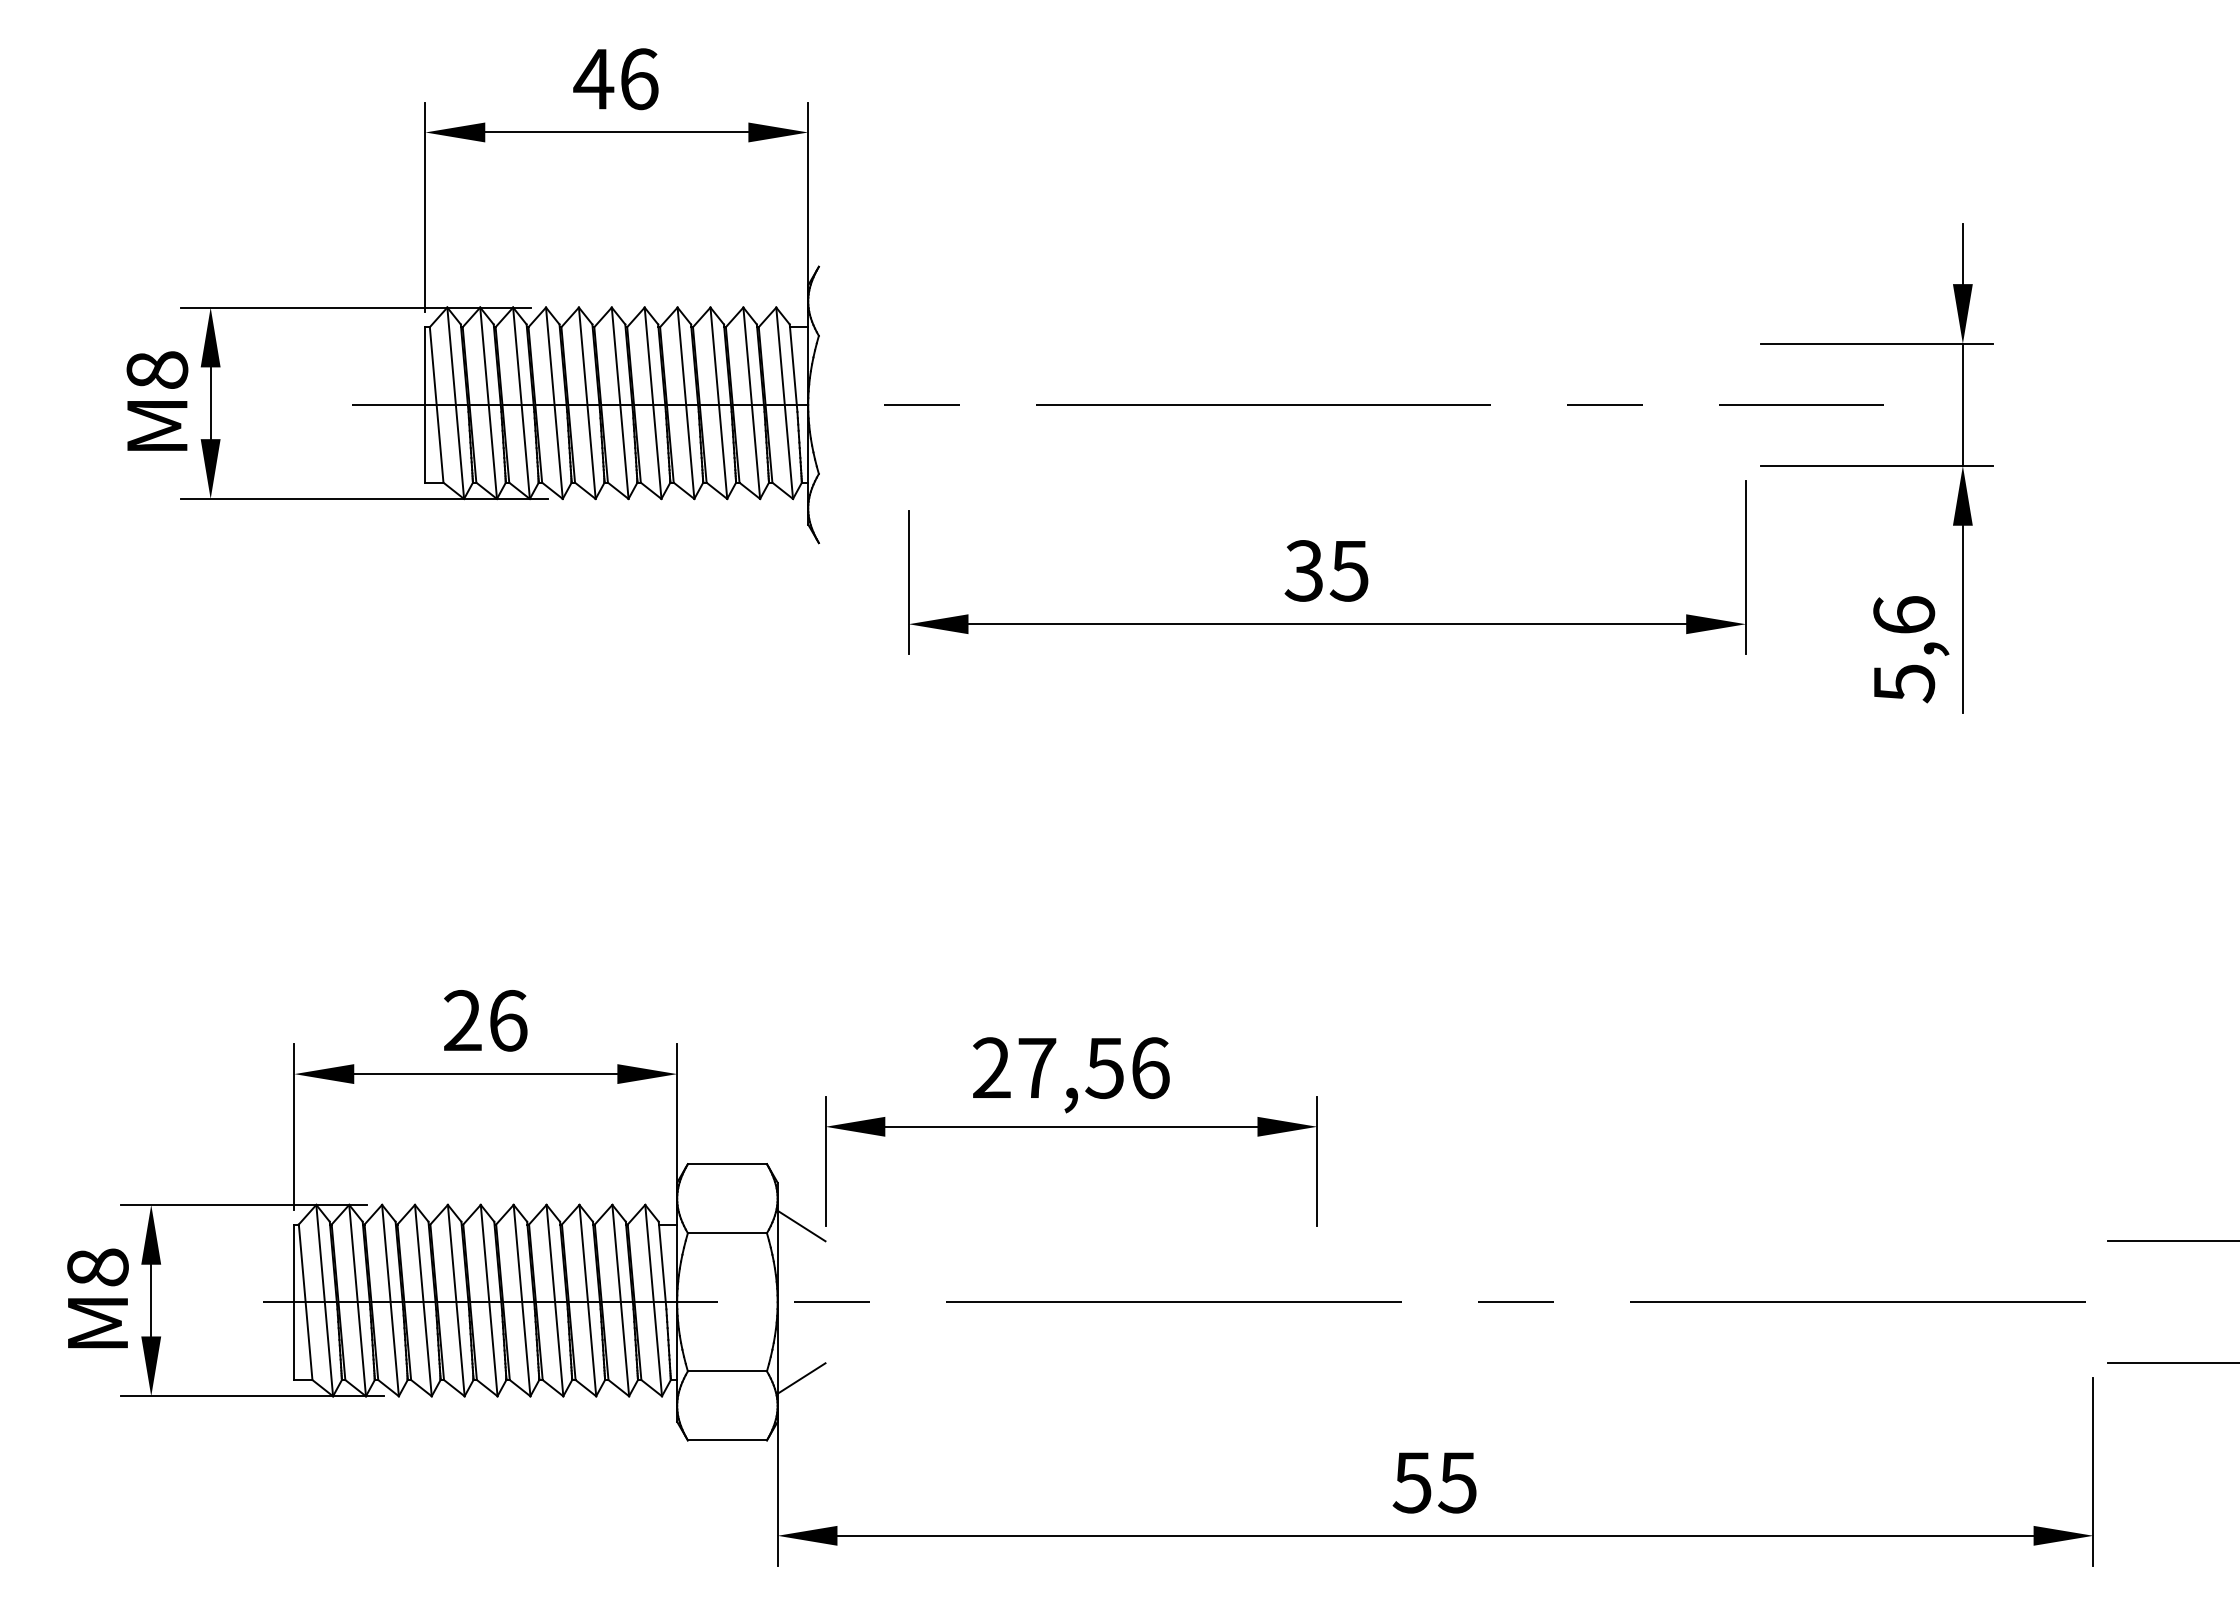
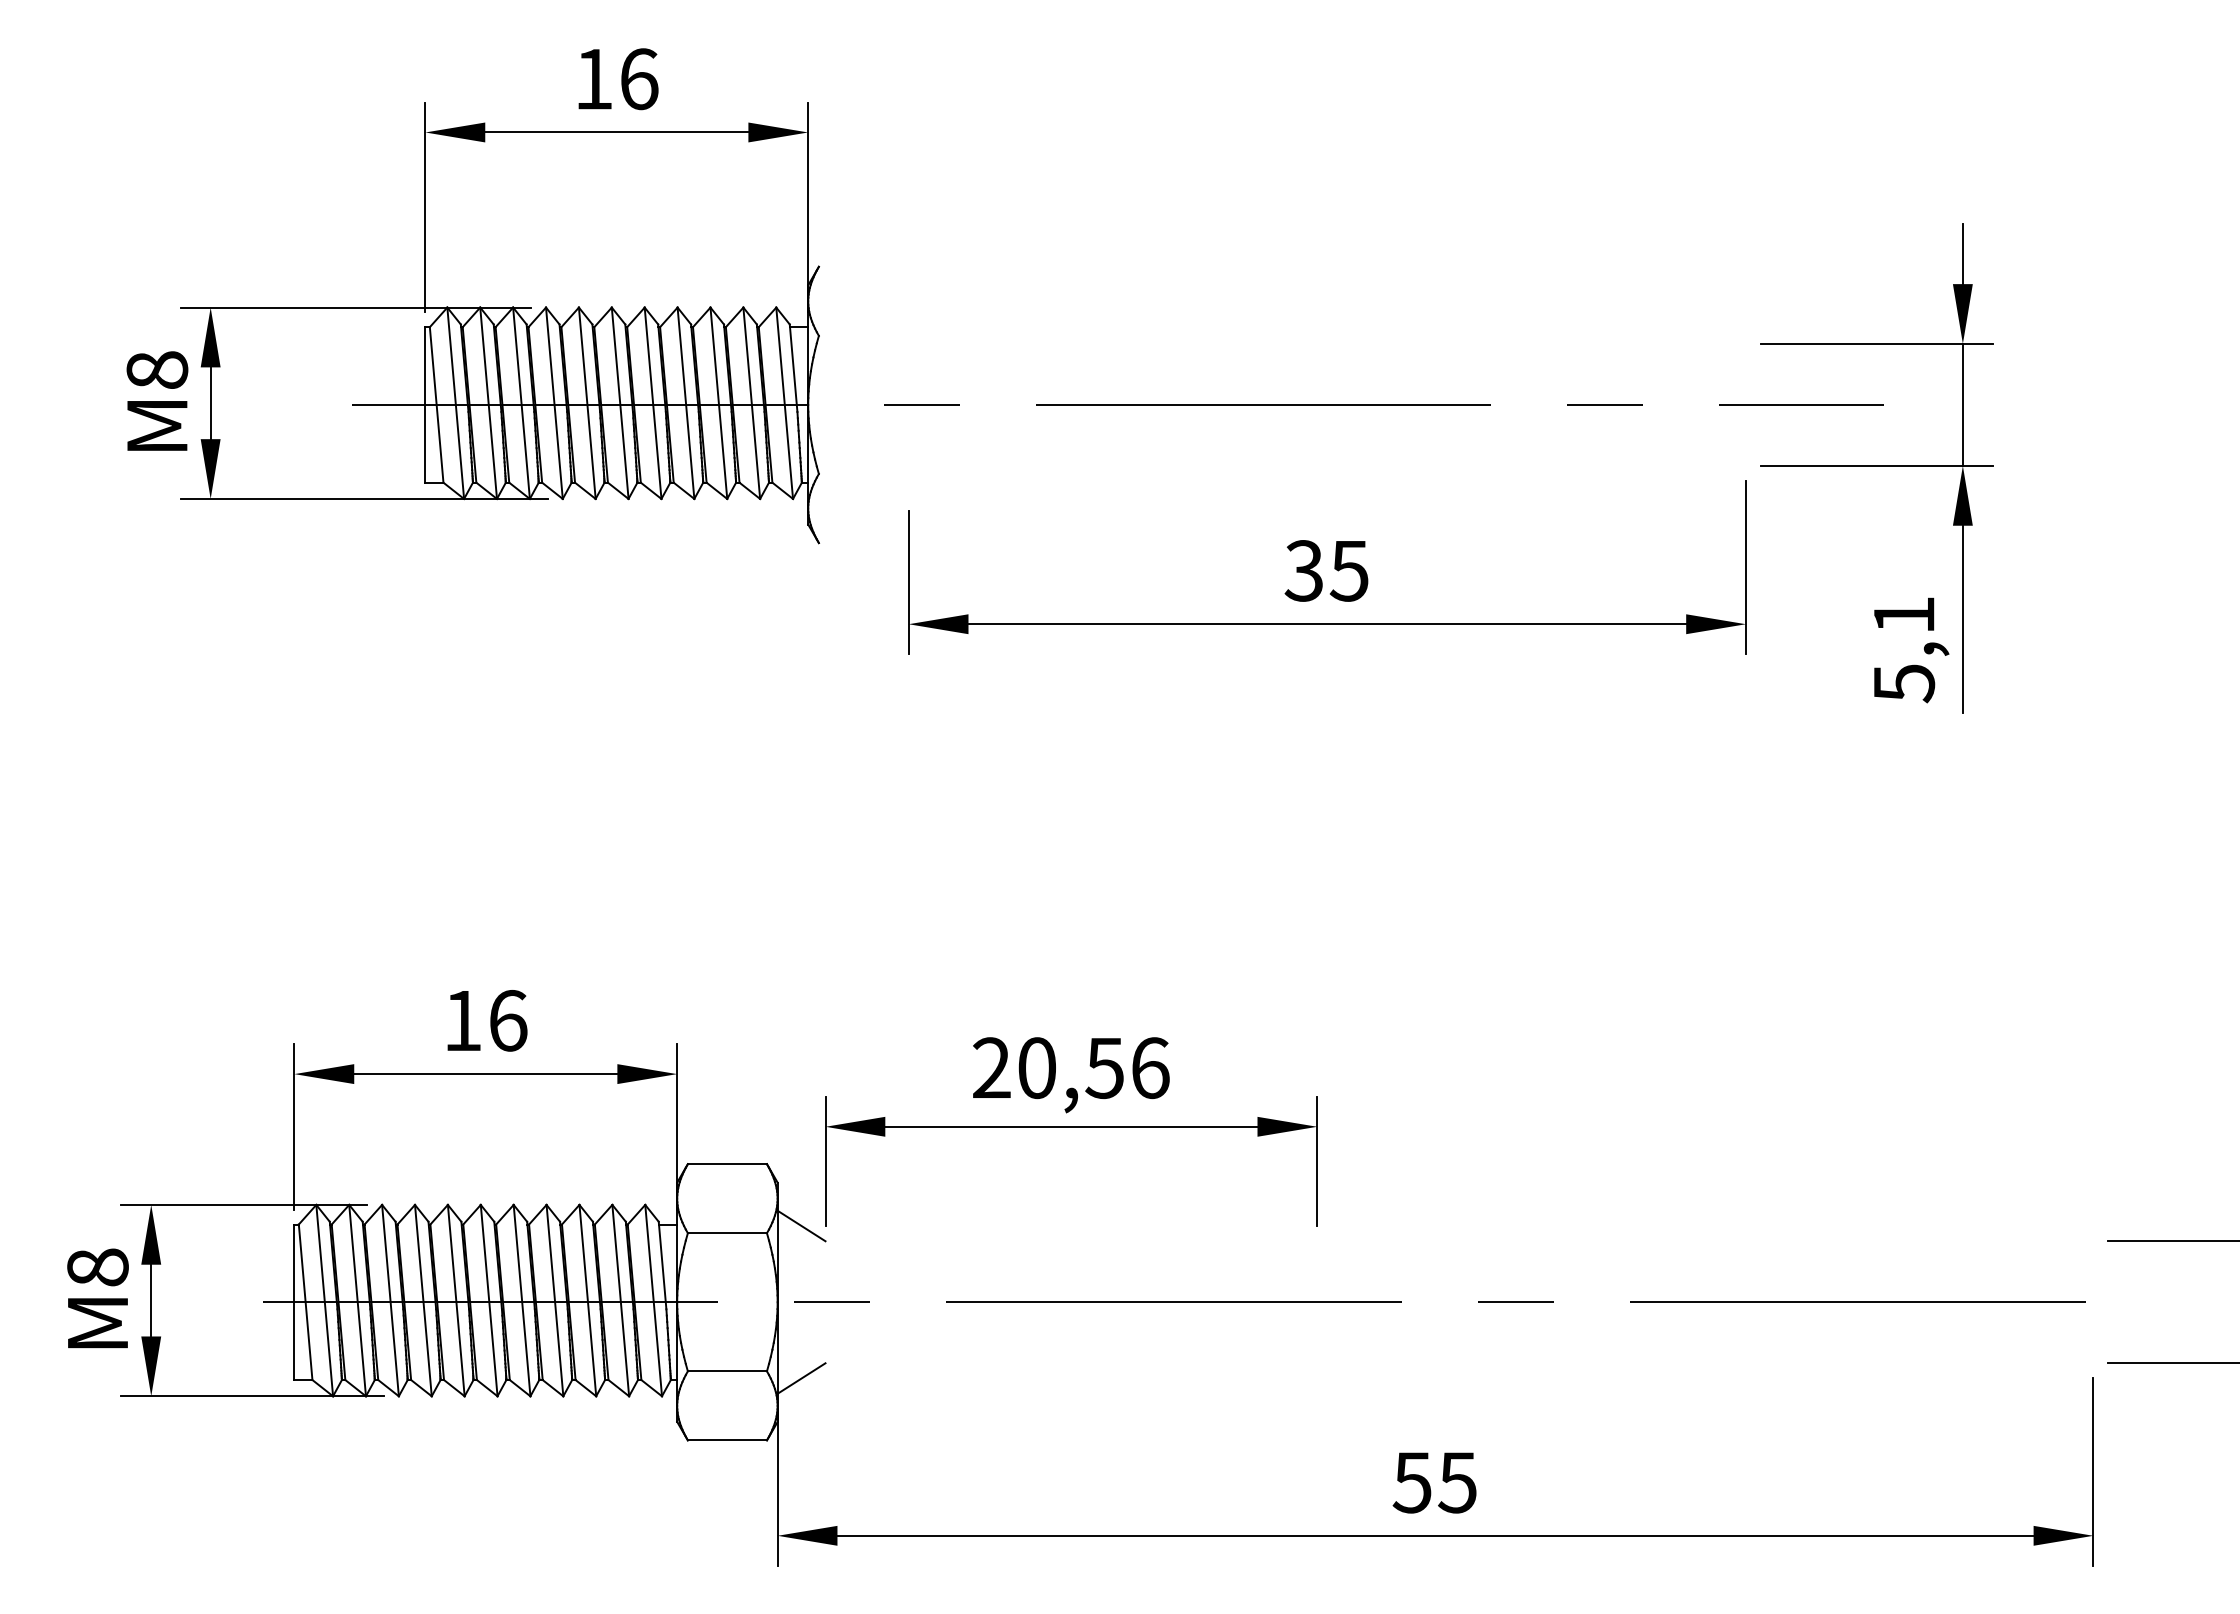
text: 46 -> 16 (593, 79)
text: 5,6 -> 5,1 (1904, 614)
text: 26 -> 16 (462, 1020)
text: 27,56 -> 20,56 (1037, 1068)
